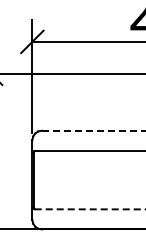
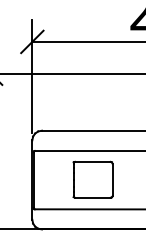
line: dashed -> solid (93, 130)
part: none -> present (92, 179)
line: dashed -> solid (90, 209)
